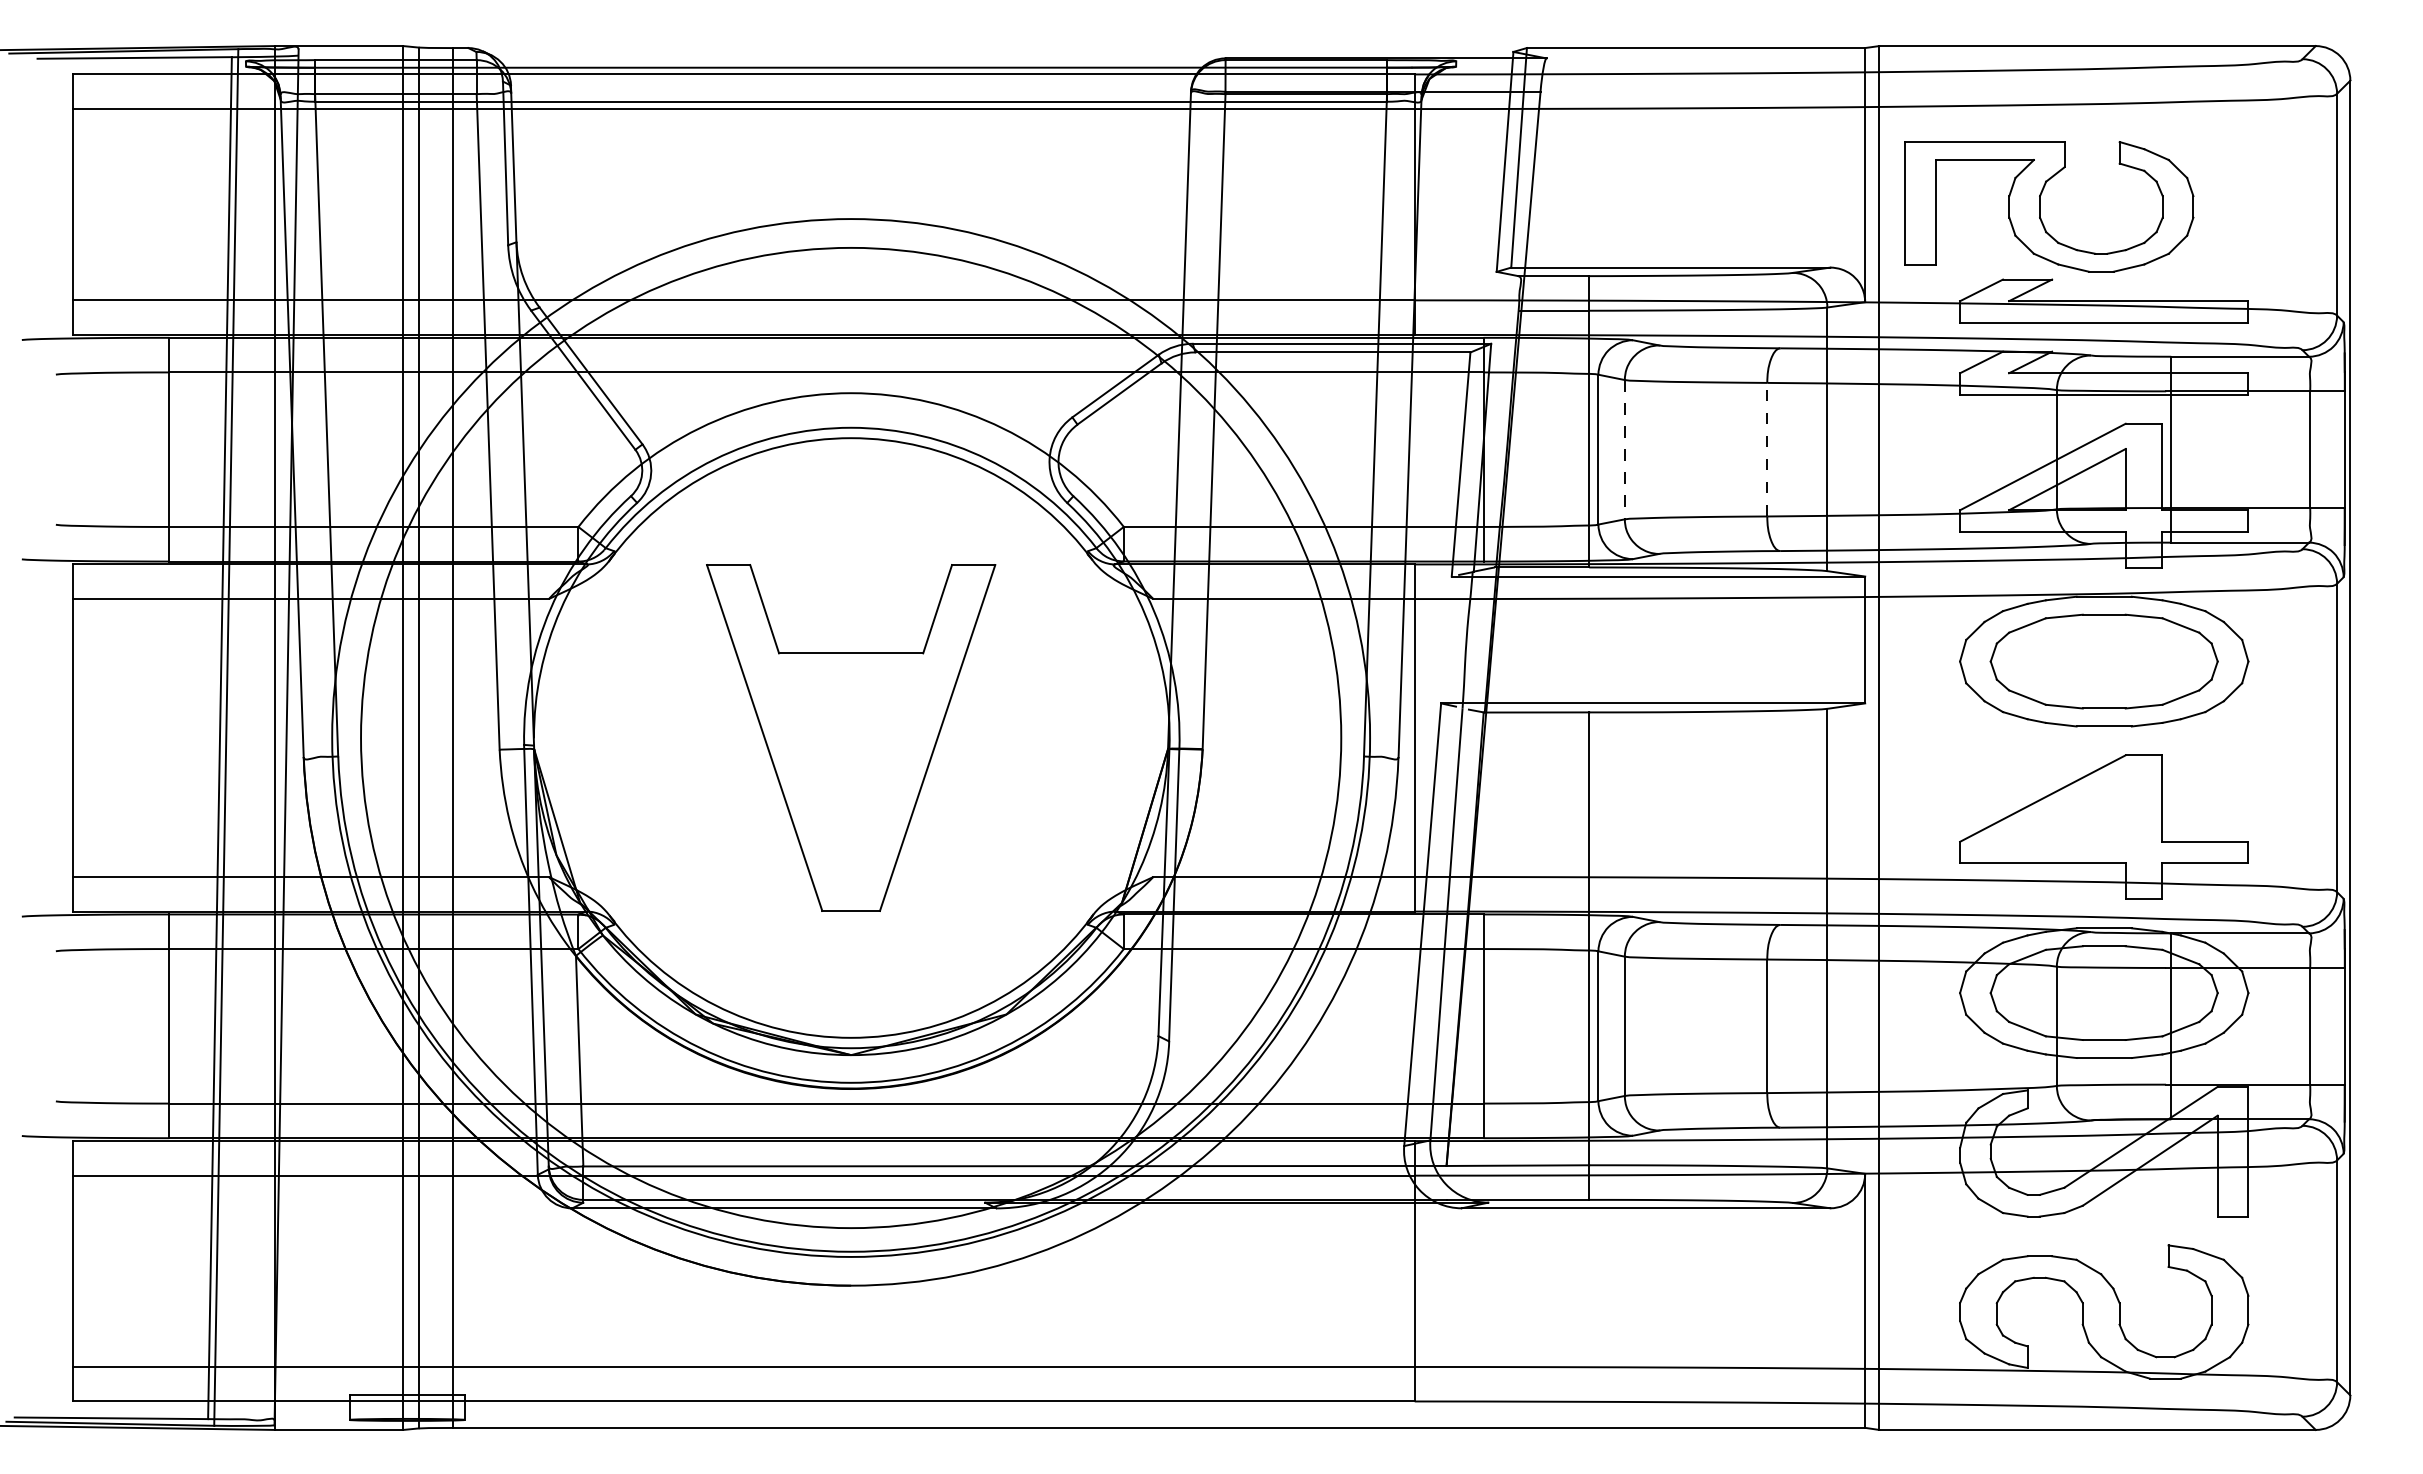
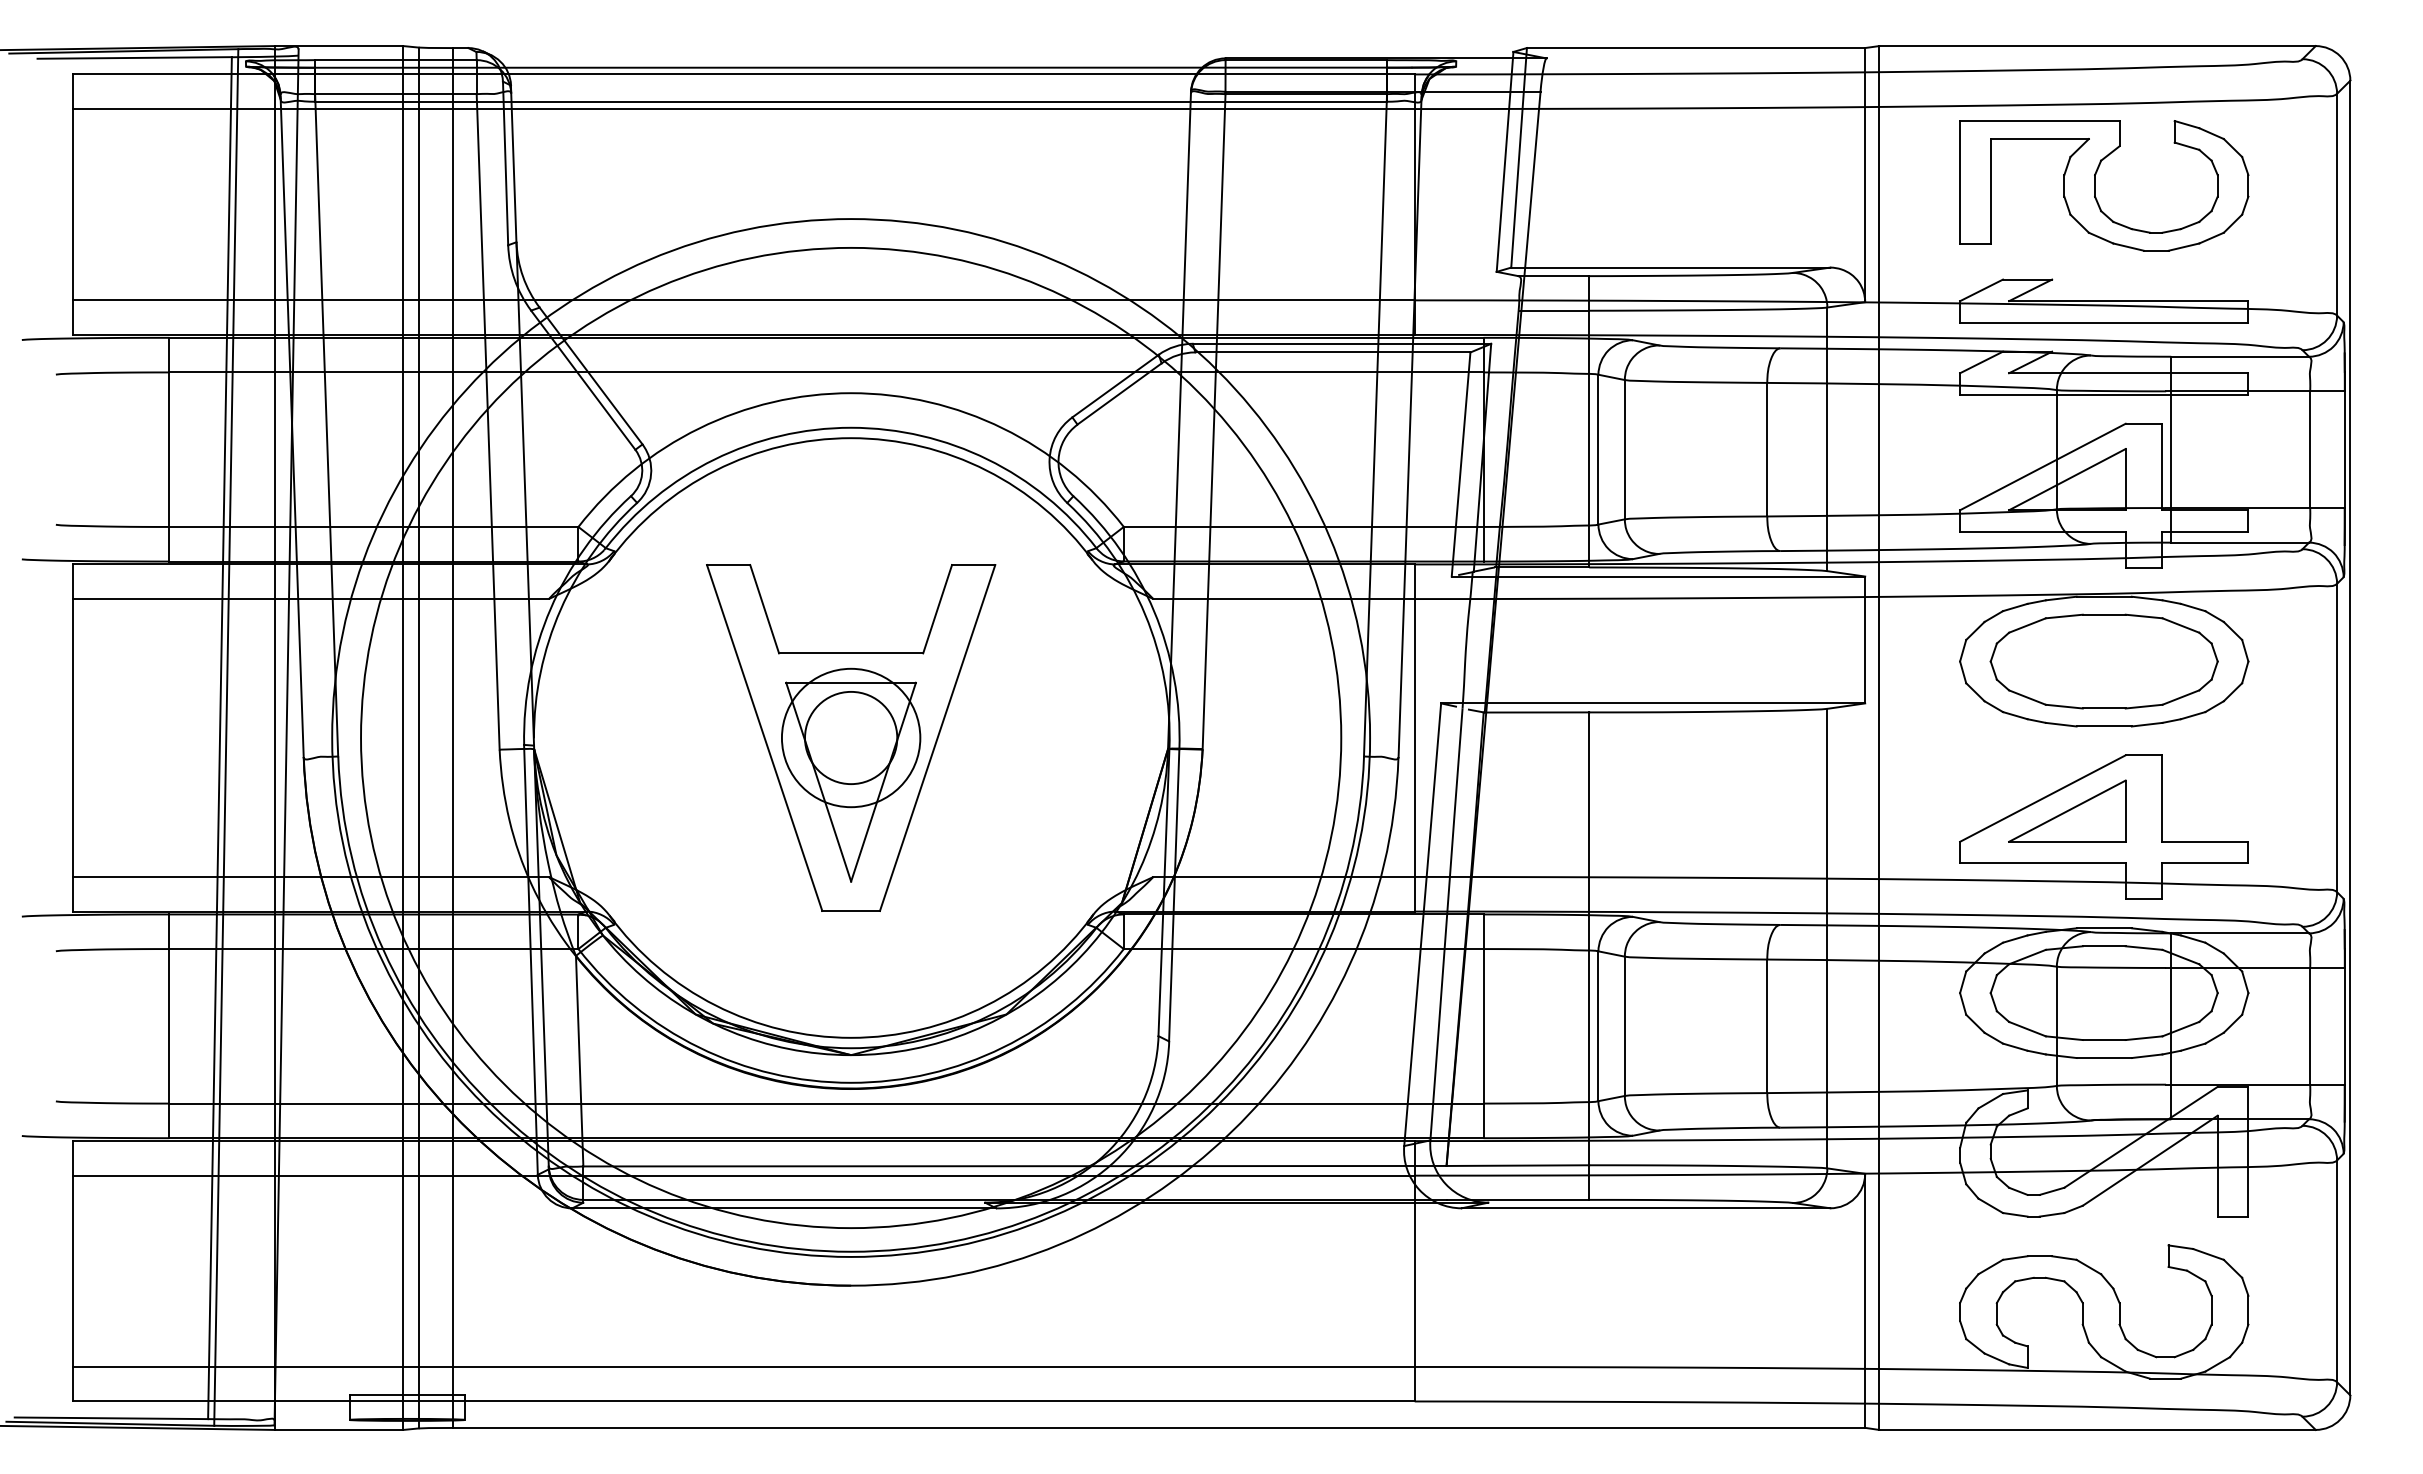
part position: (2040, 206) -> (2095, 185) (2095, 185)
line: dashed -> solid (1624, 449)
line: dashed -> solid (1767, 449)
part: none -> present (851, 774)
part: none -> present (2067, 810)
